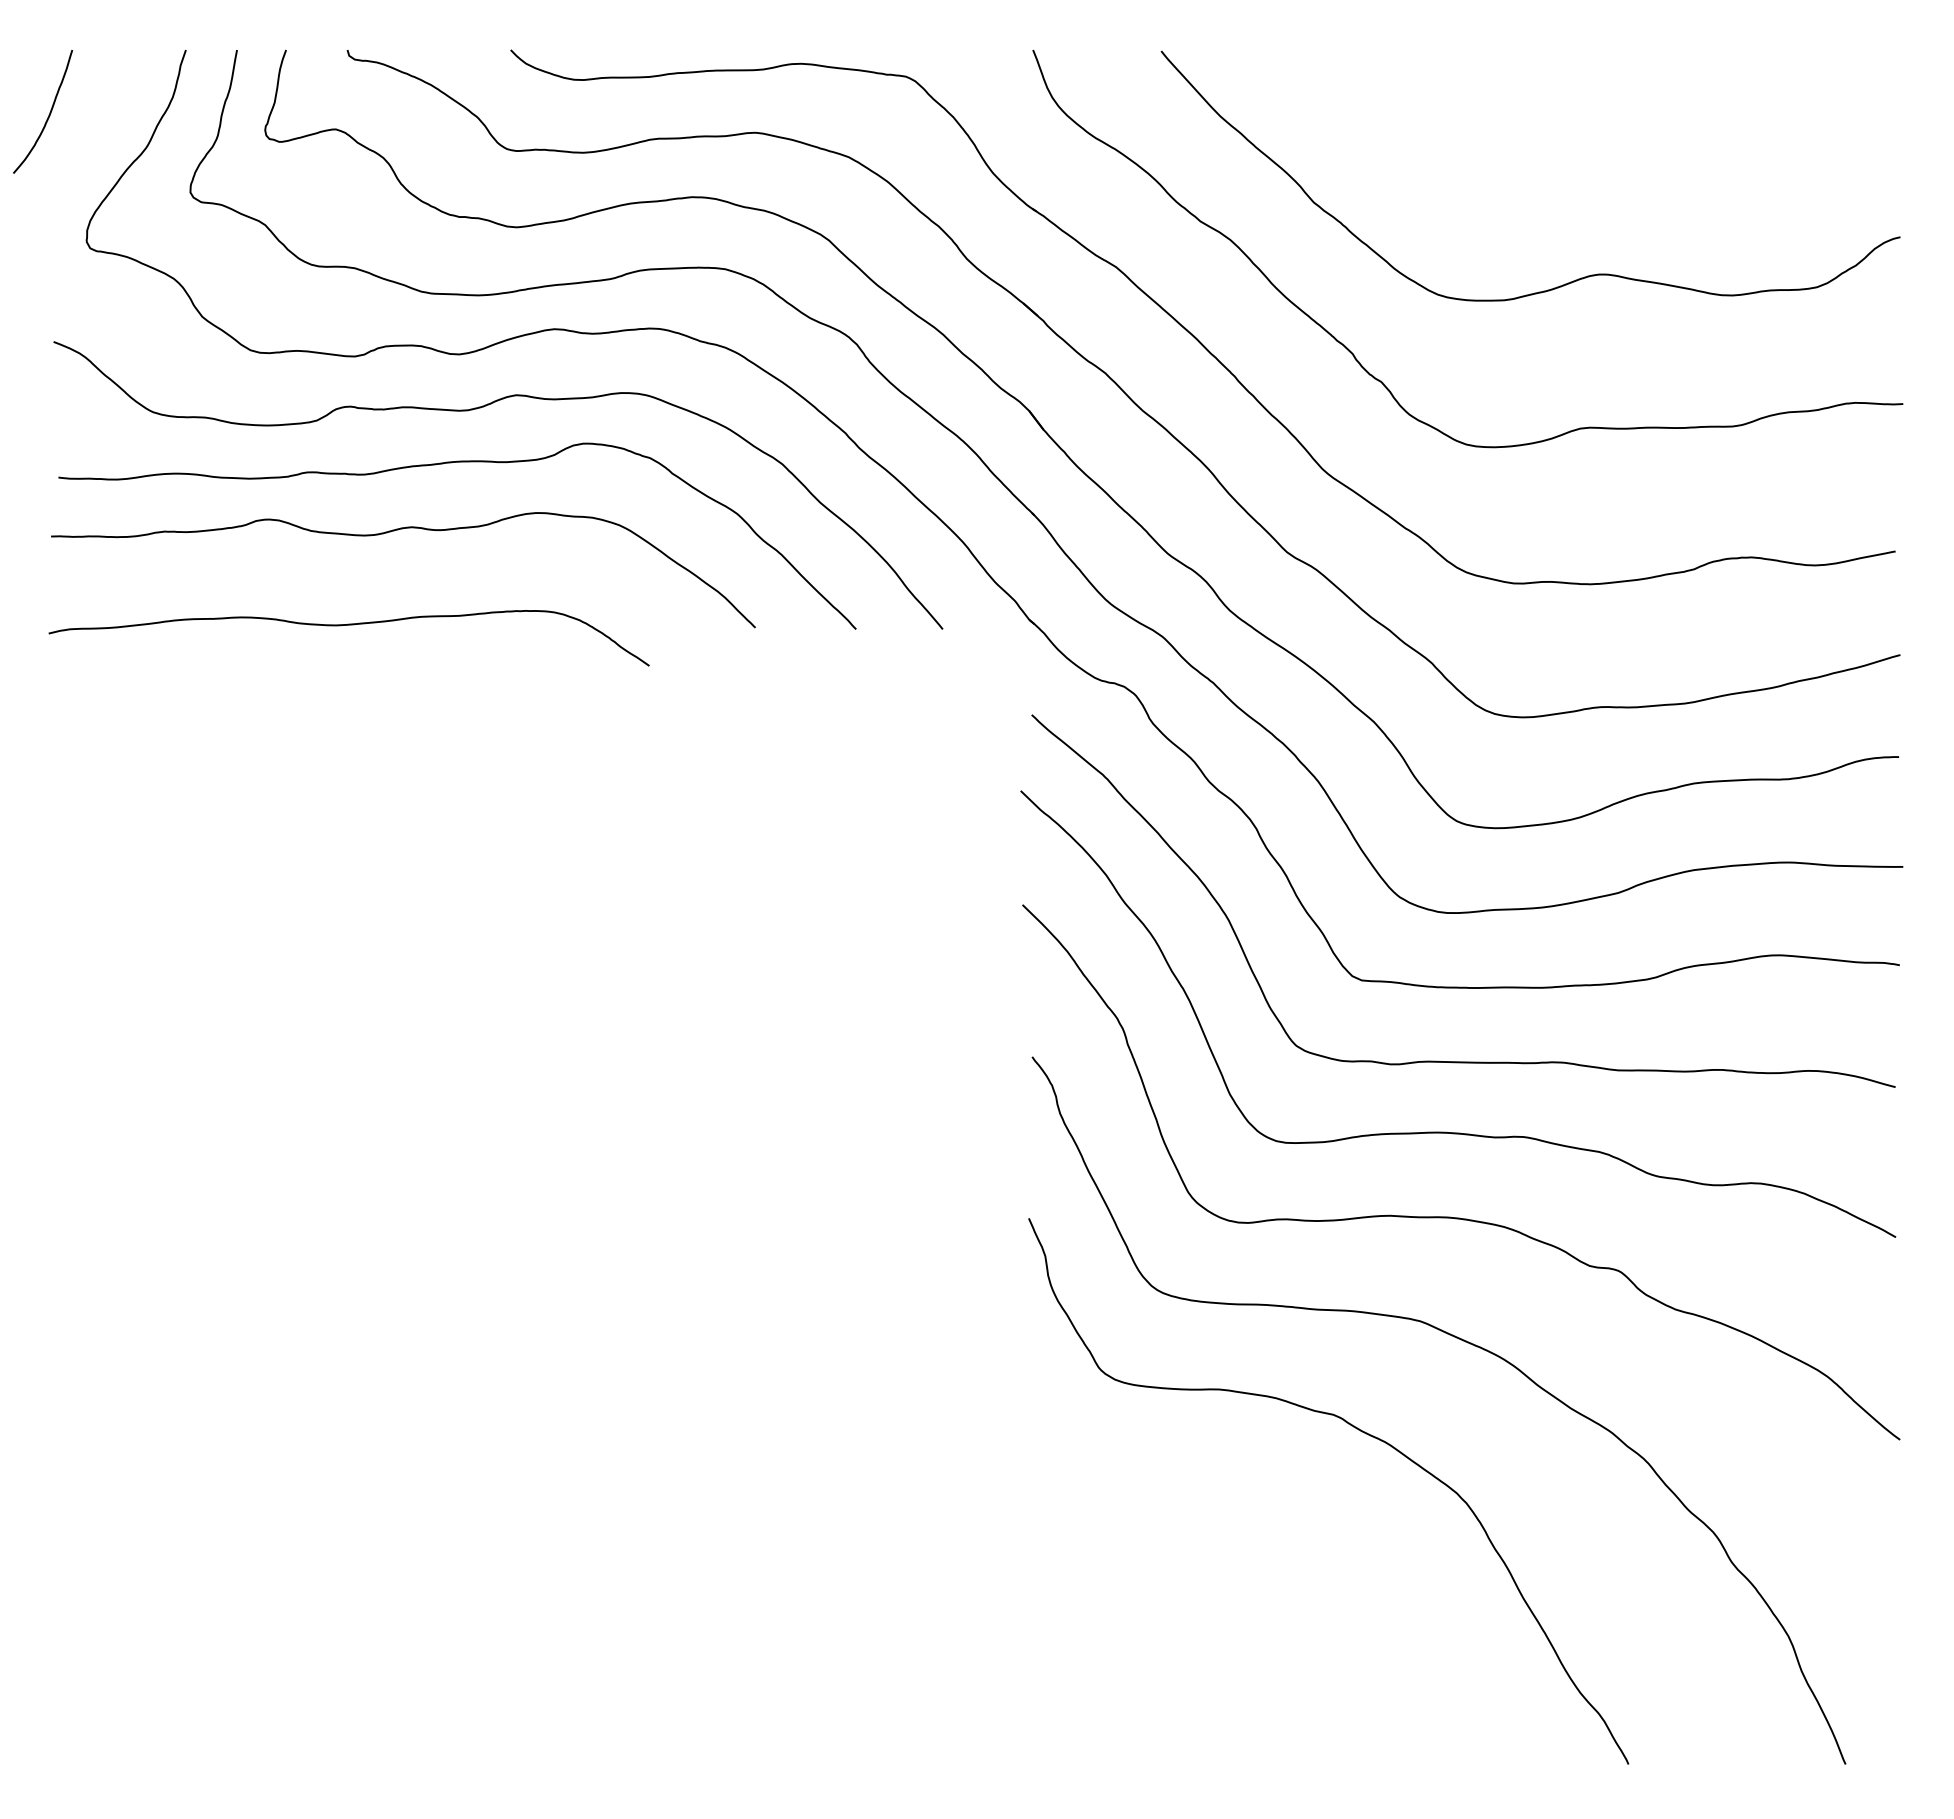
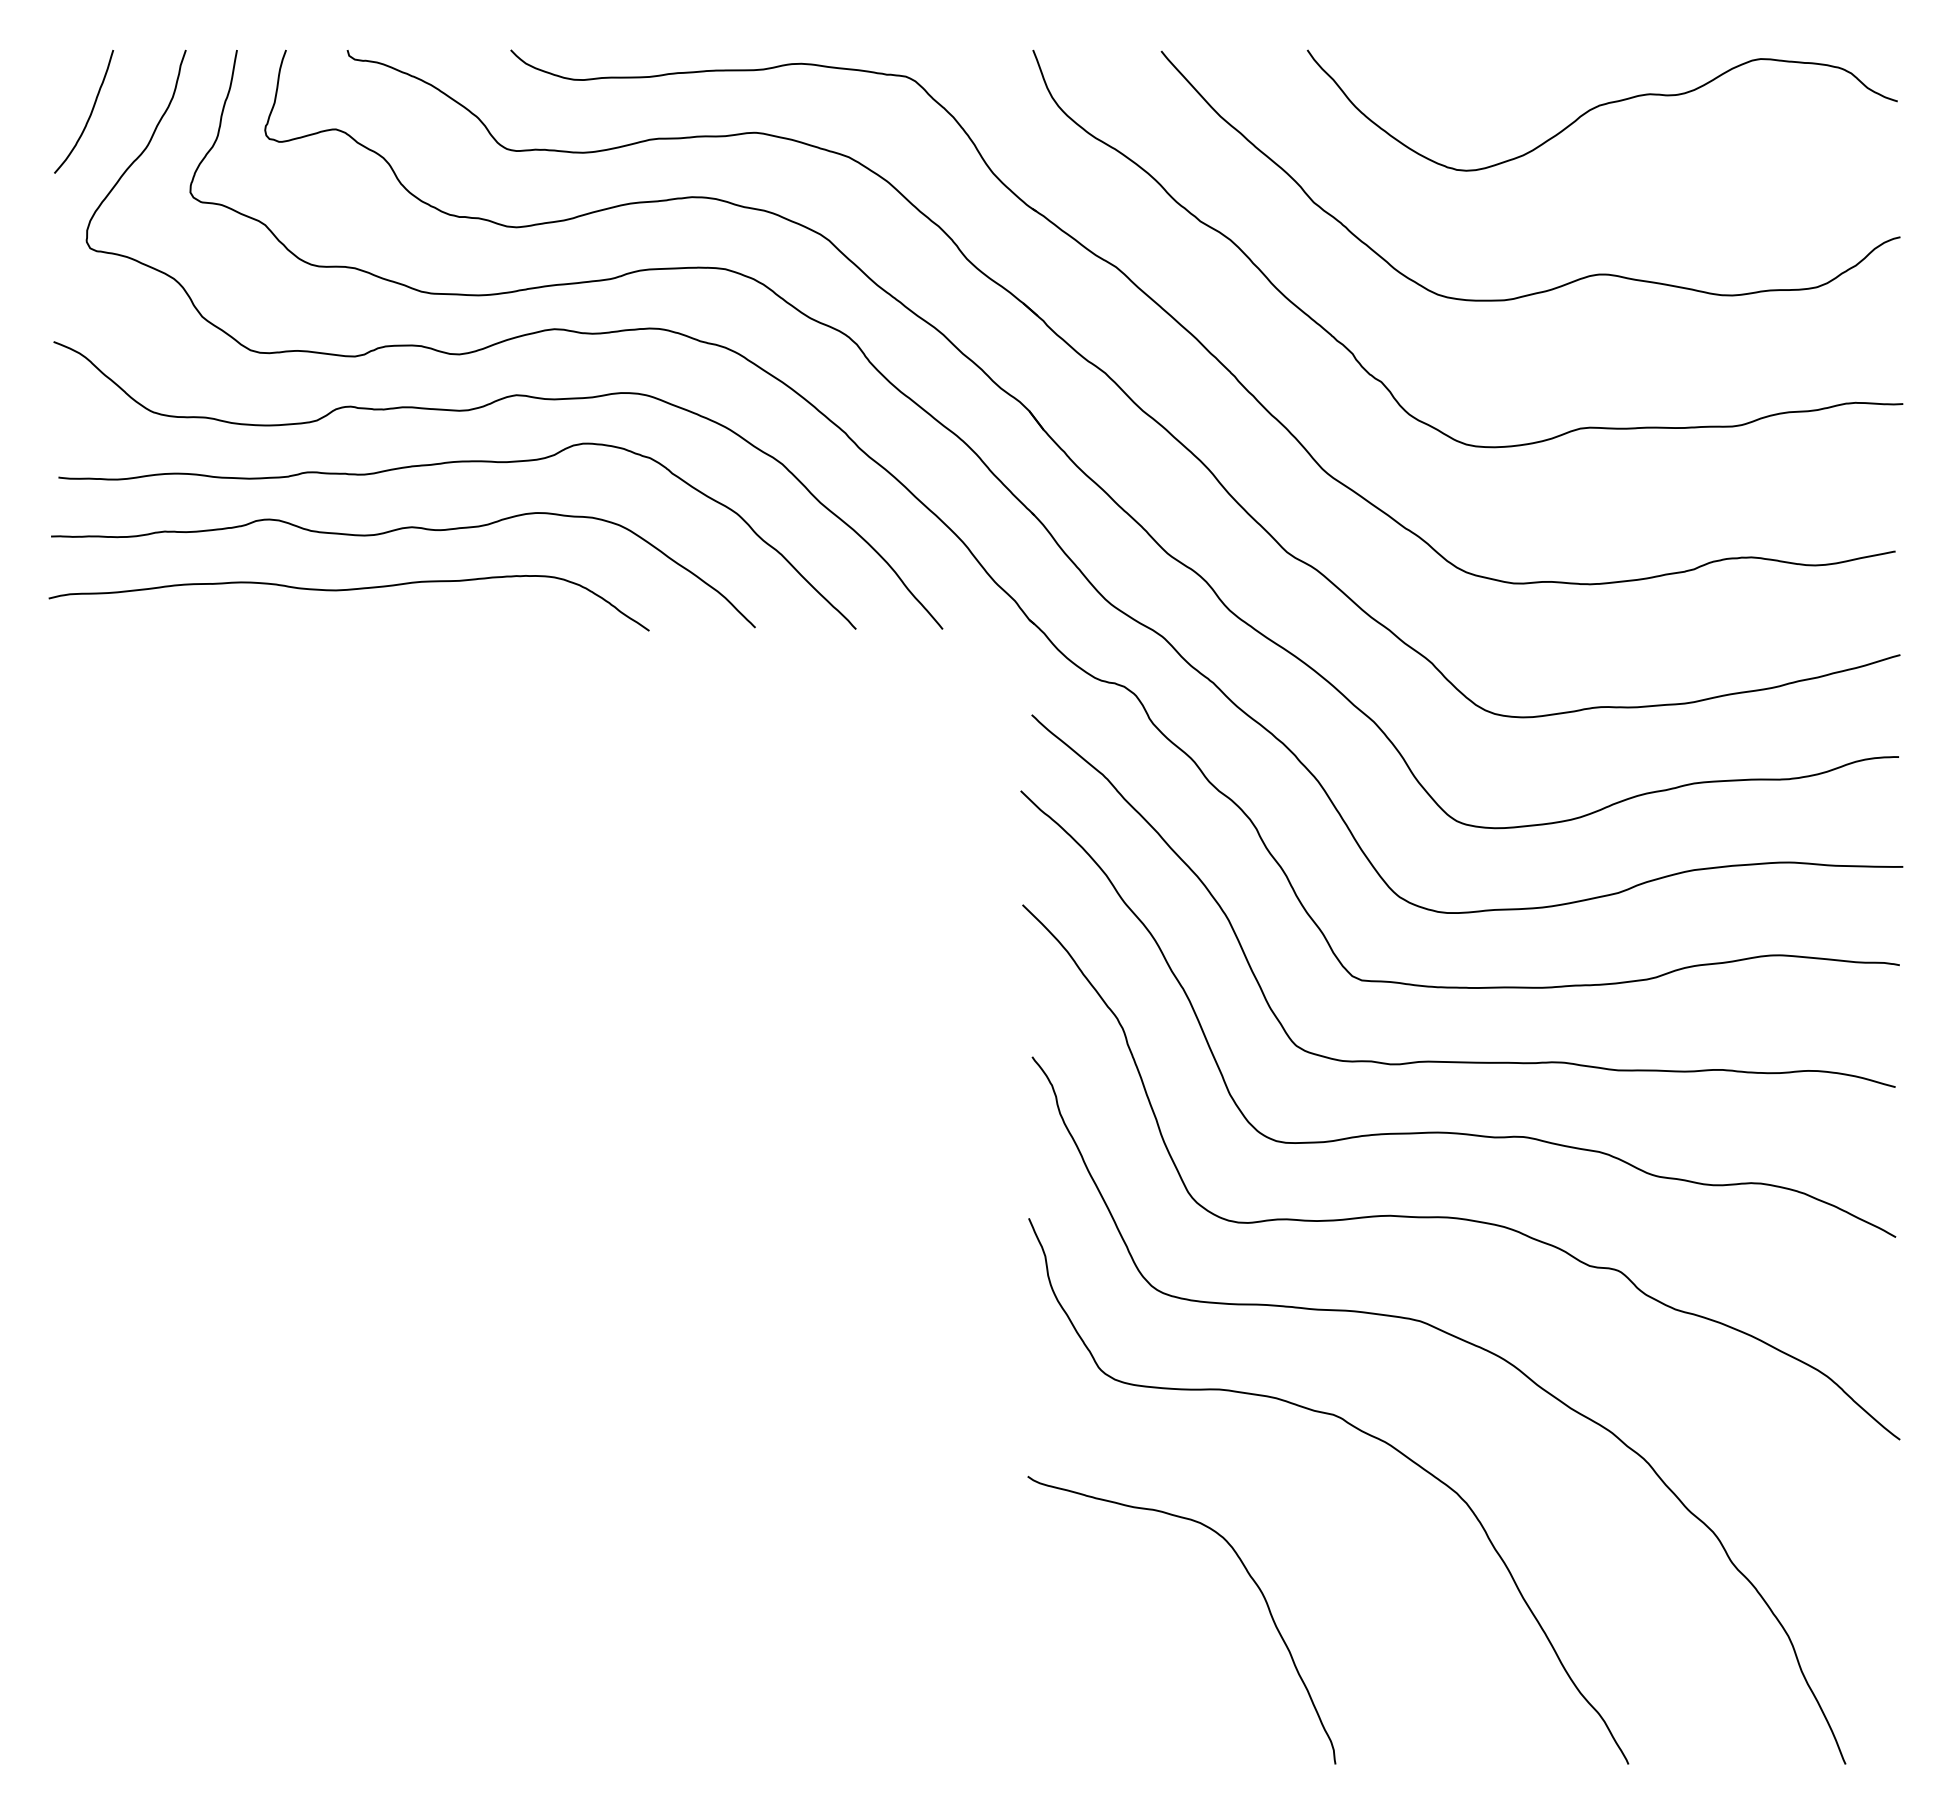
curve: none -> present (1600, 106)
curve position: (49, 112) -> (90, 112) (90, 112)
curve position: (348, 625) -> (348, 590) (348, 590)
curve: none -> present (1249, 1576)
